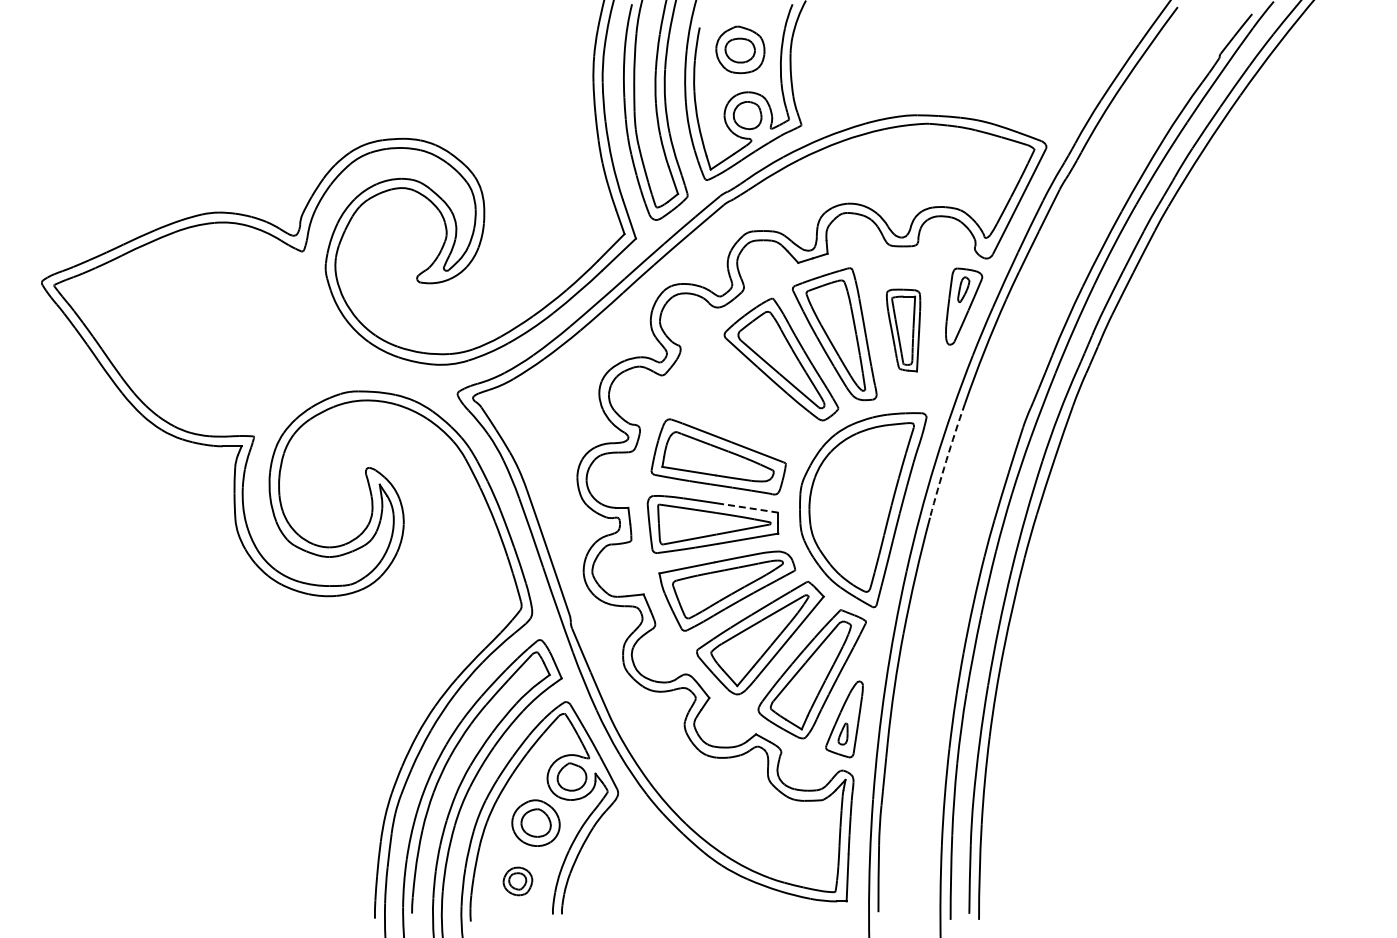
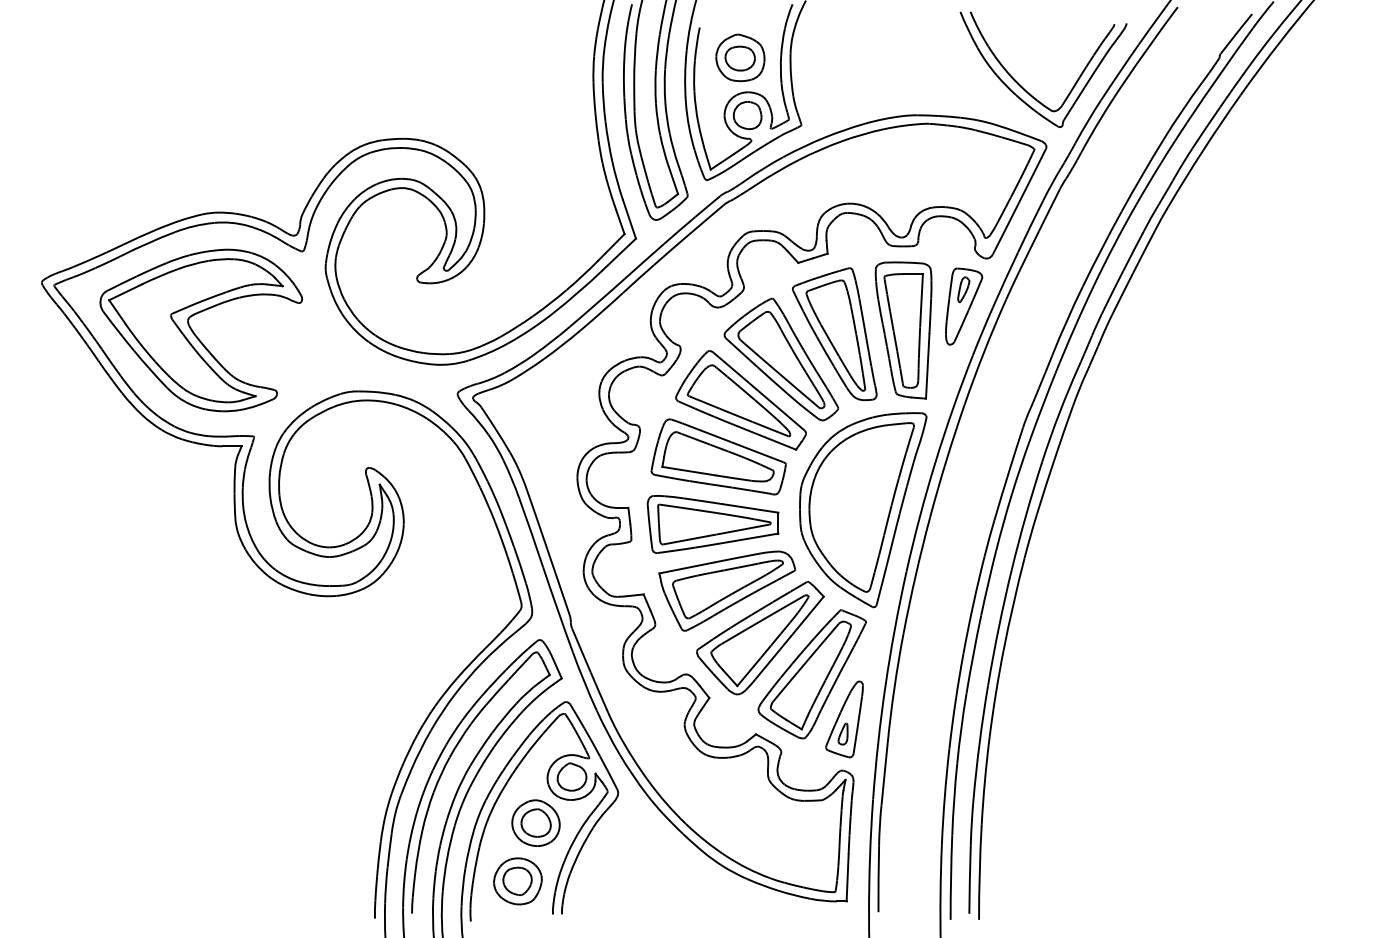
part position: (740, 49) -> (740, 57) (740, 57)
part: none -> present (1024, 88)
part: none -> present (200, 330)
part size: 36x85 px -> 59x139 px (903, 330)
part: none -> present (740, 400)
arc: dashed -> solid (946, 460)
line: dashed -> solid (750, 508)
part size: 32x31 px -> 50x49 px (517, 881)
